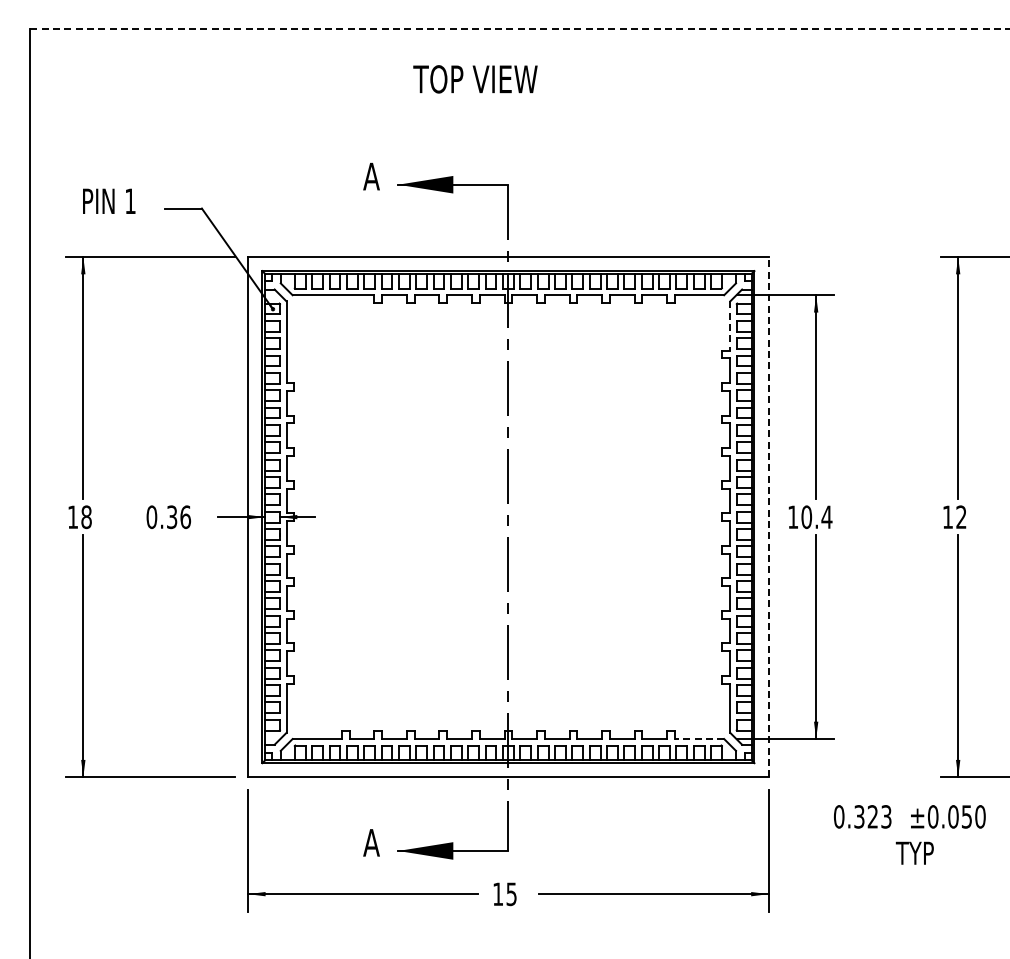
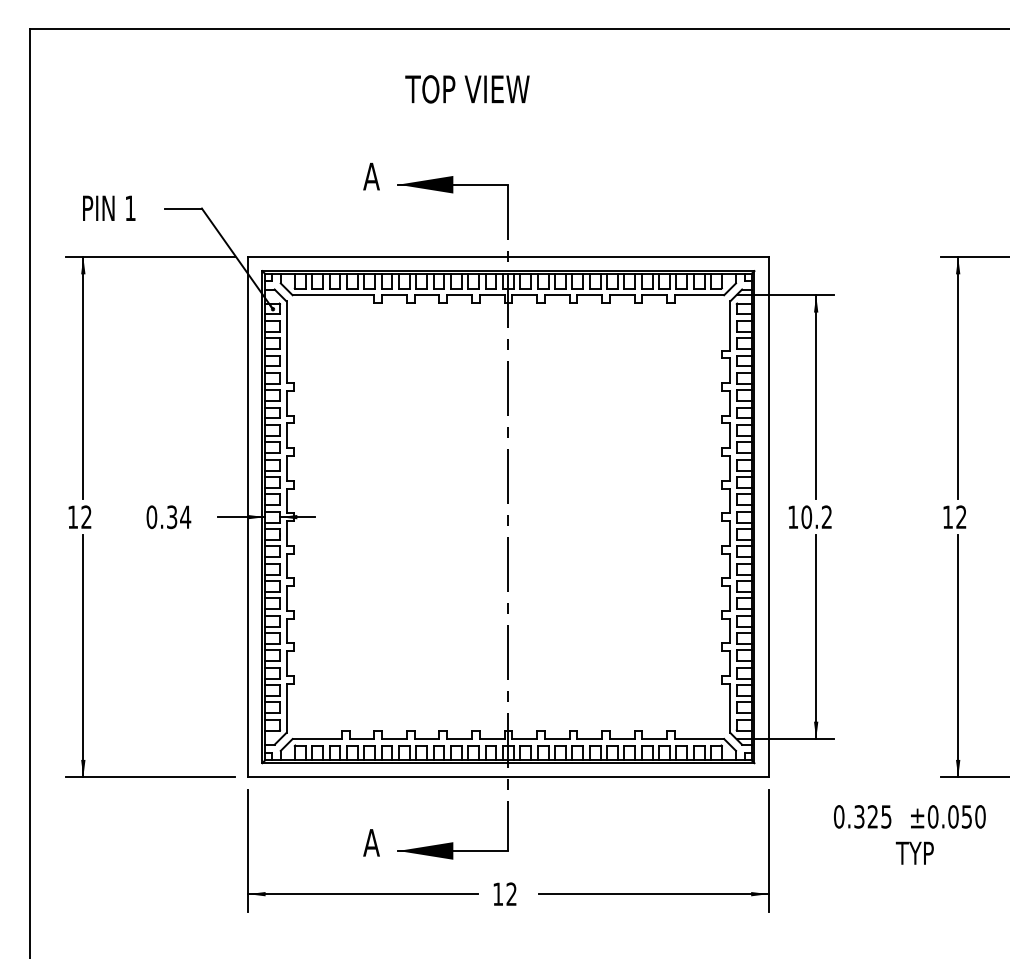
line: dashed -> solid (520, 28)
text position: (475, 79) -> (467, 89) (467, 89)
text position: (109, 200) -> (109, 207) (109, 207)
line: dashed -> solid (730, 326)
text: 0.36 -> 0.34 (185, 516)
line: dashed -> solid (768, 516)
text: 10.4 -> 10.2 (826, 516)
text: 18 -> 12 (86, 517)
line: dashed -> solid (699, 739)
text: 0.323 -> 0.325 (886, 816)
text: 15 -> 12 (511, 894)
